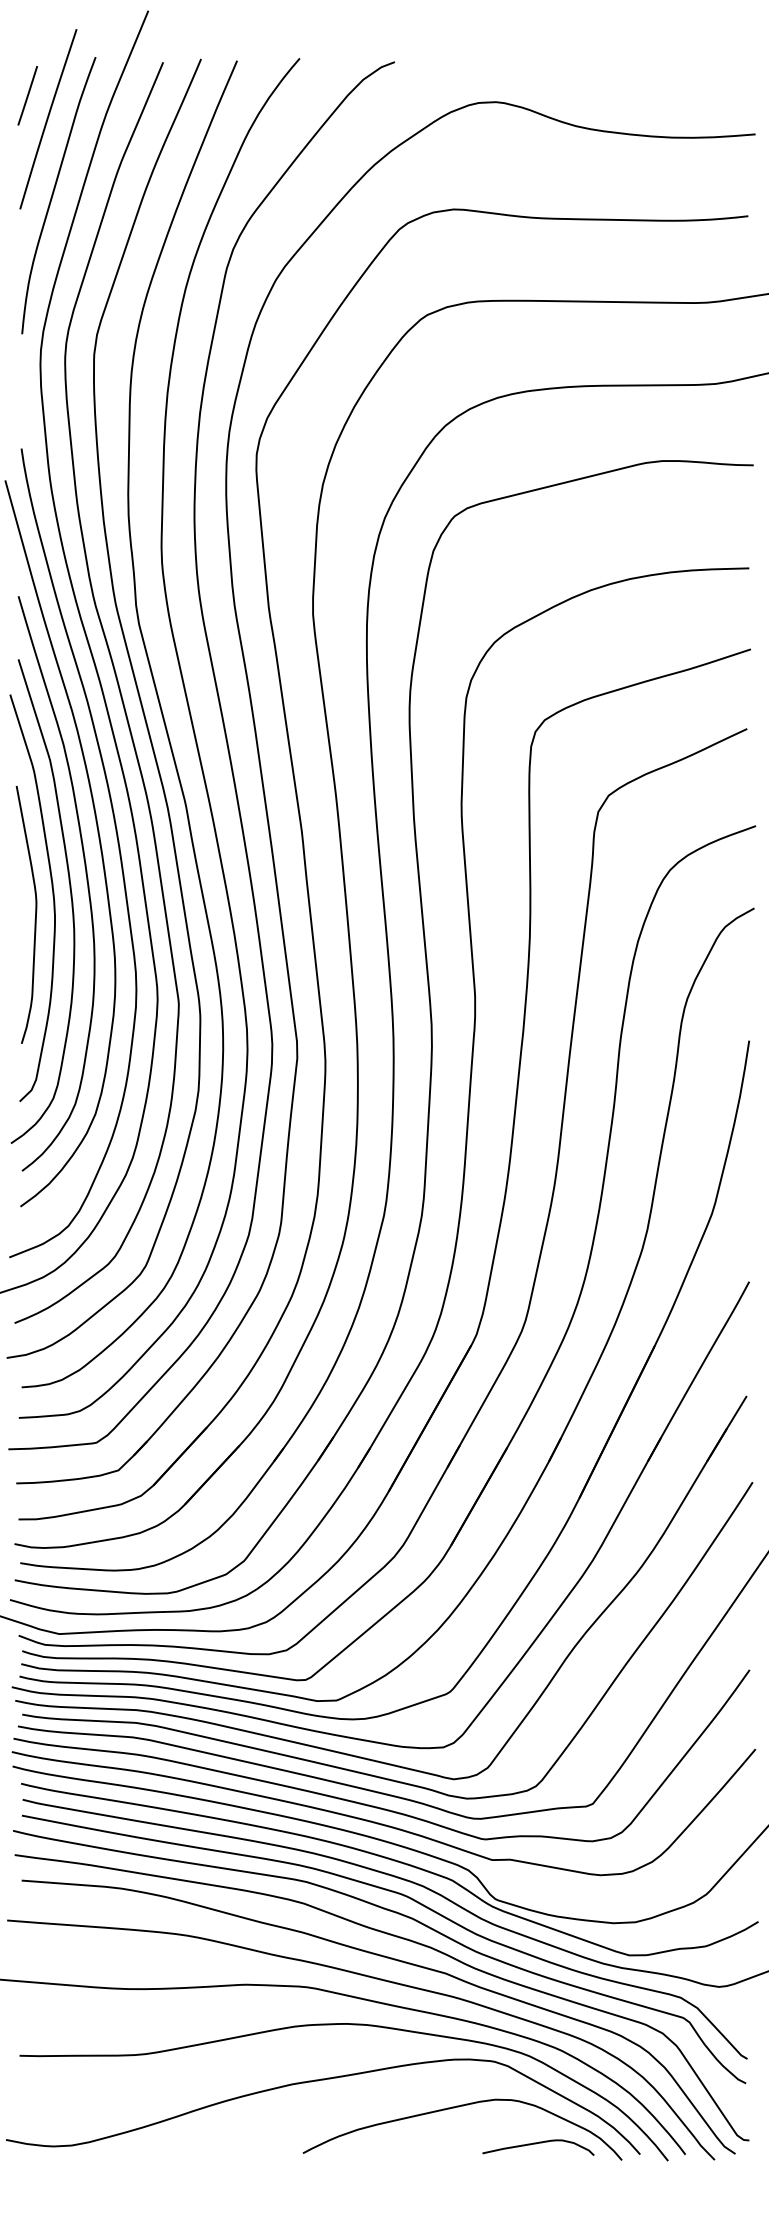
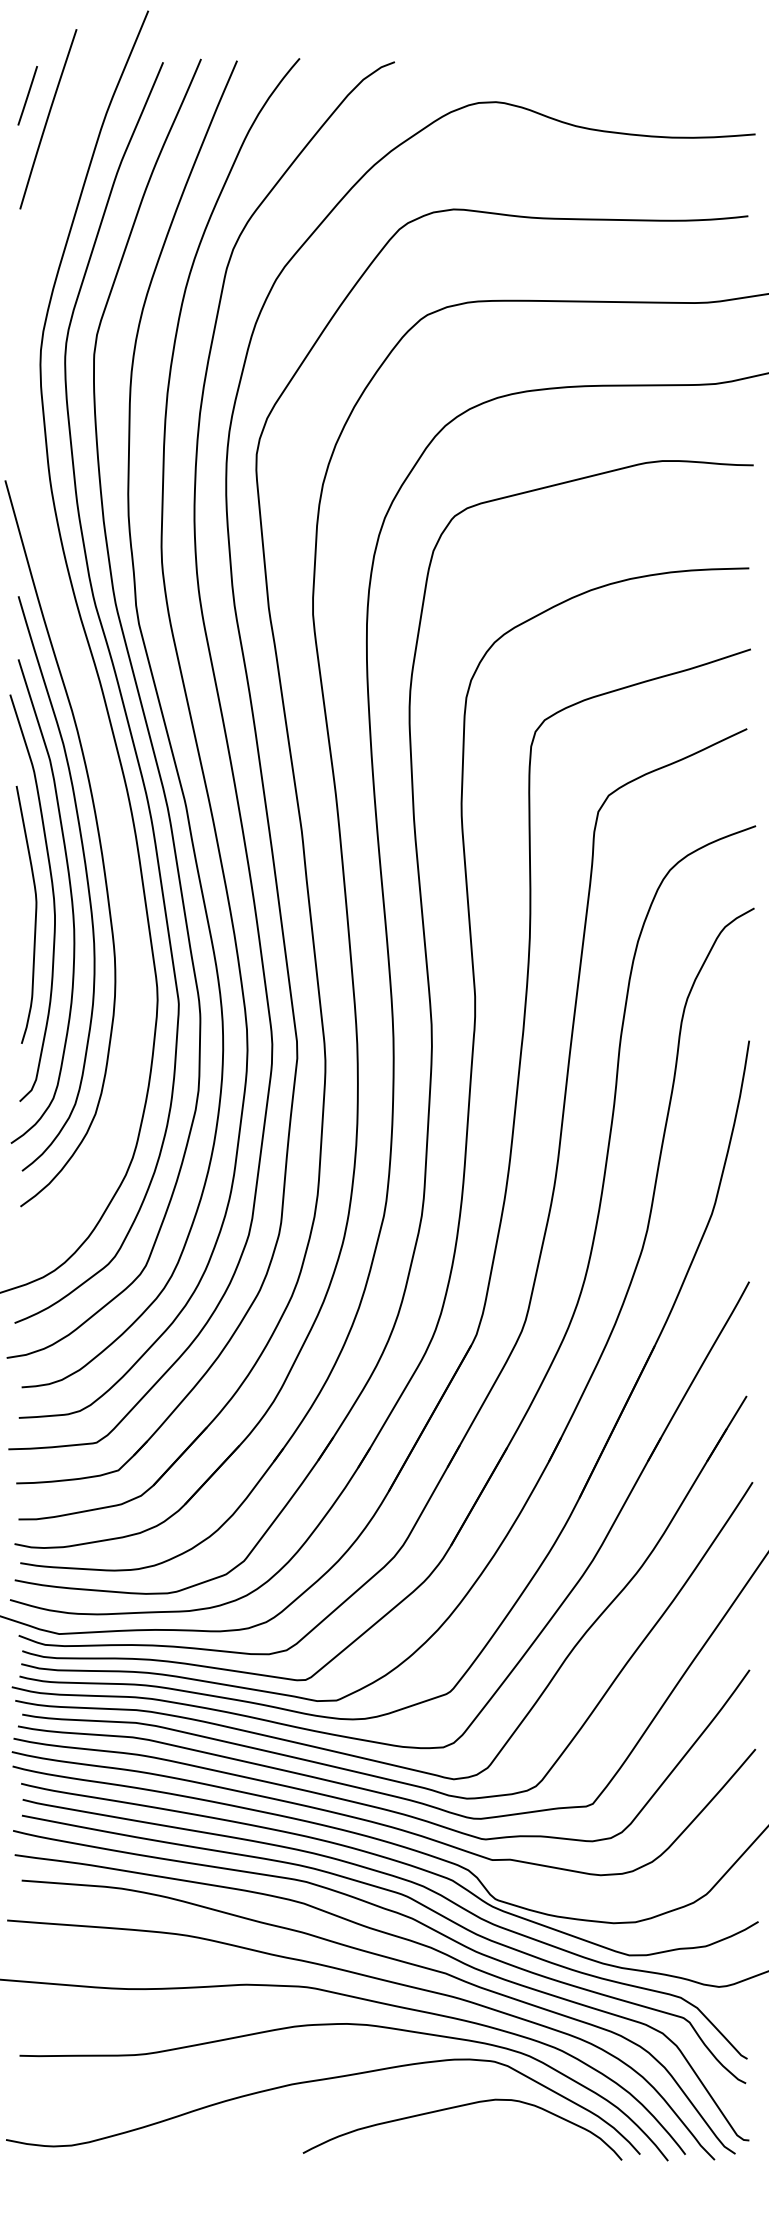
curve: present -> none (54, 192)
curve: present -> none (118, 850)
curve: present -> none (536, 2144)
